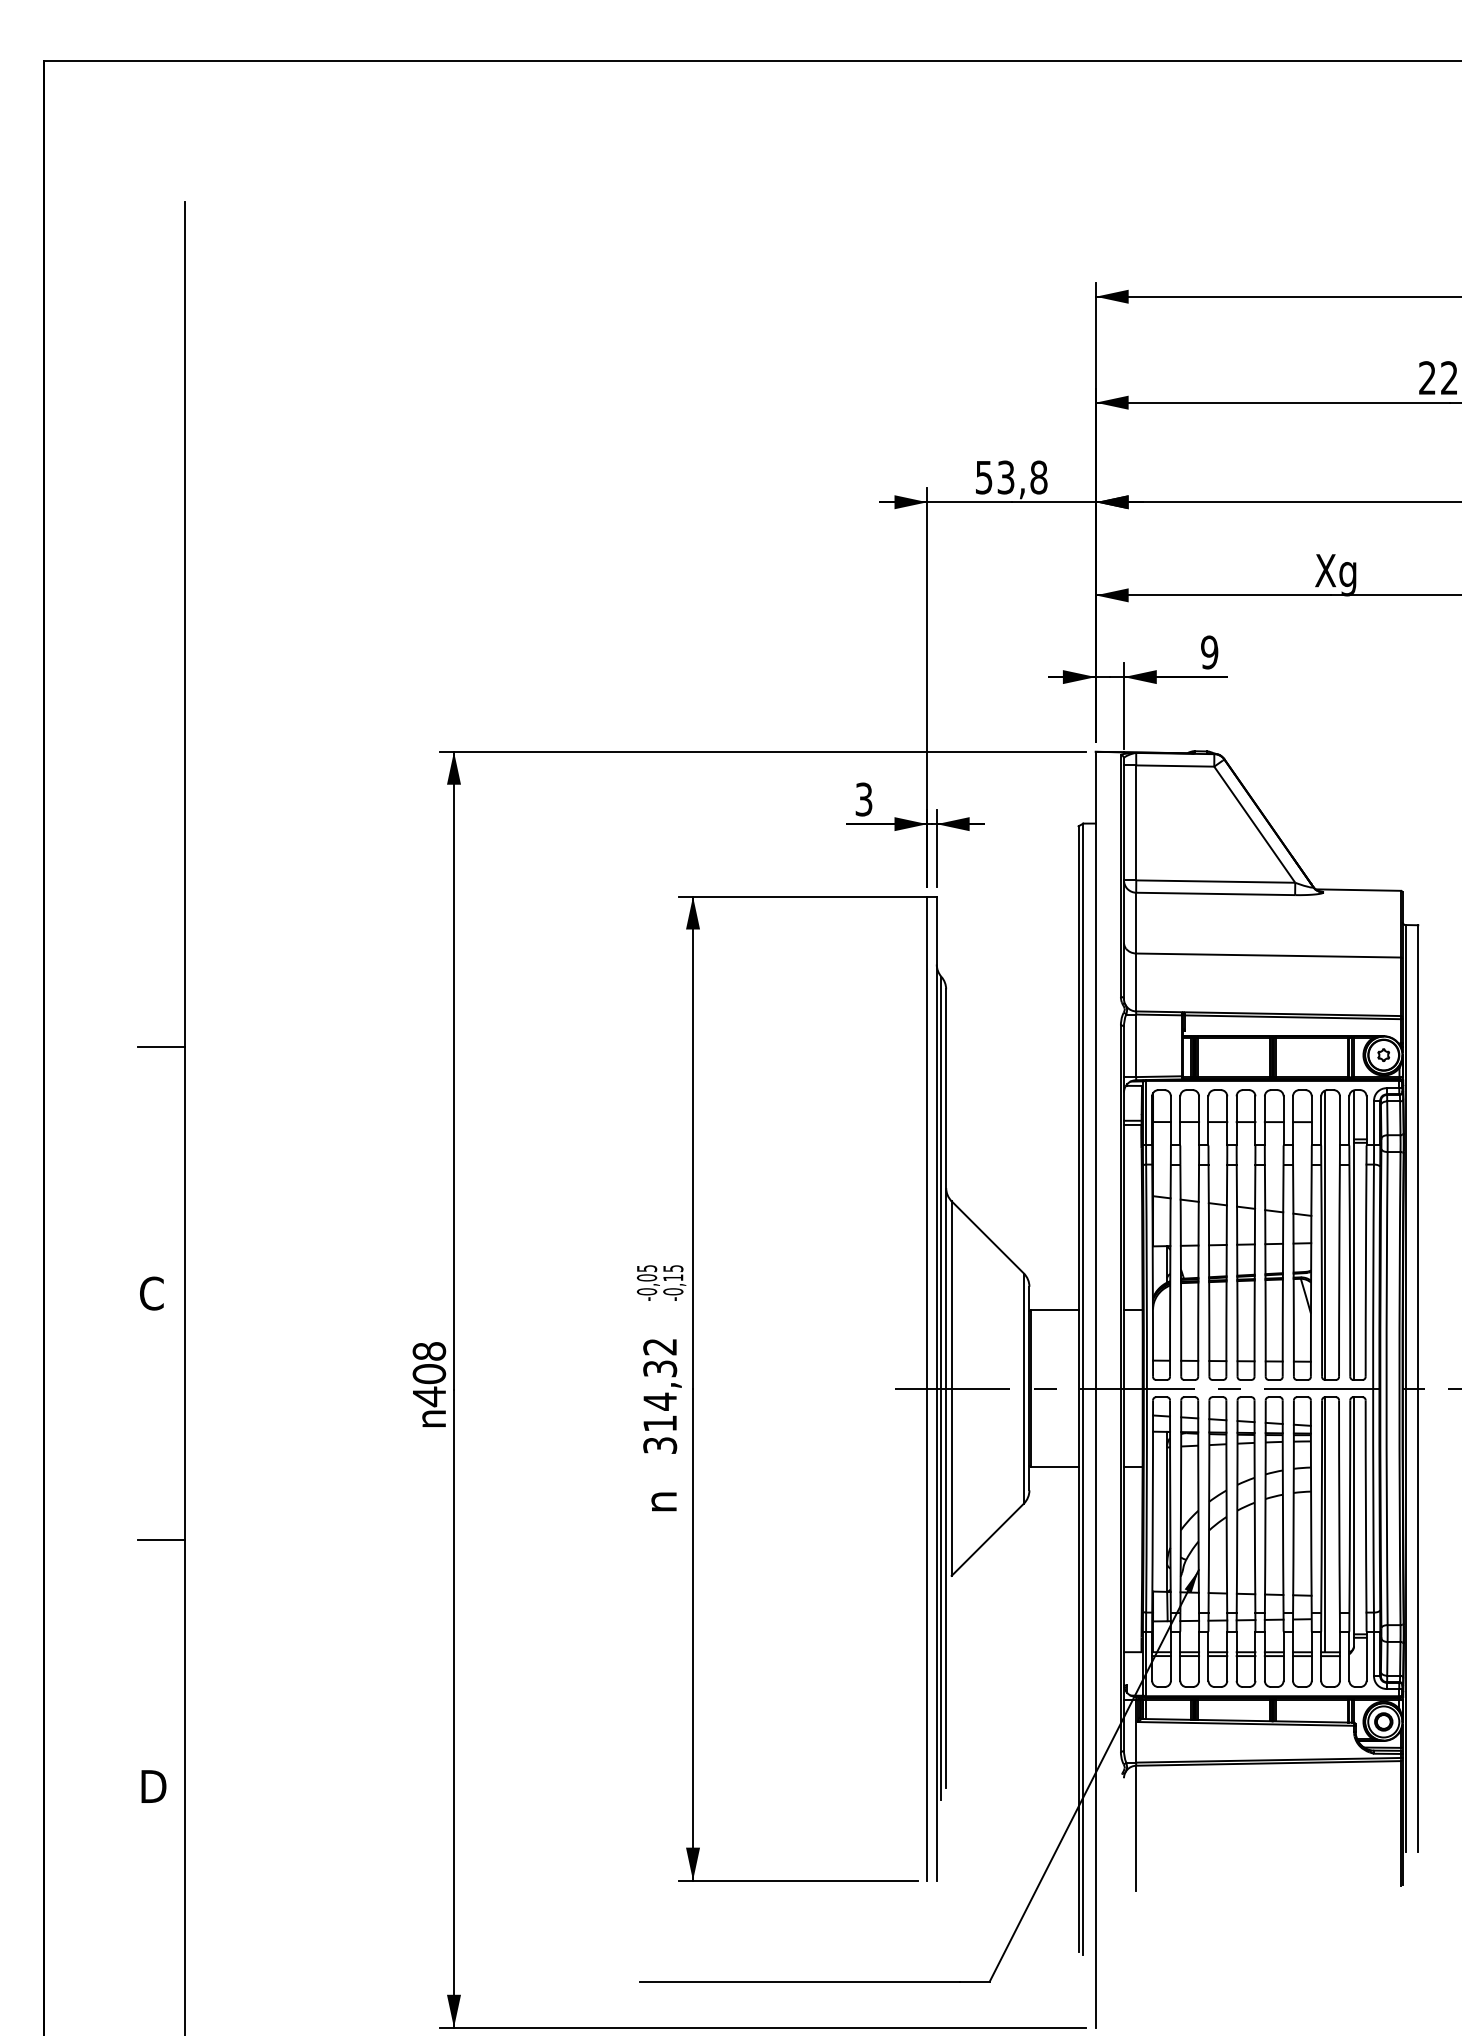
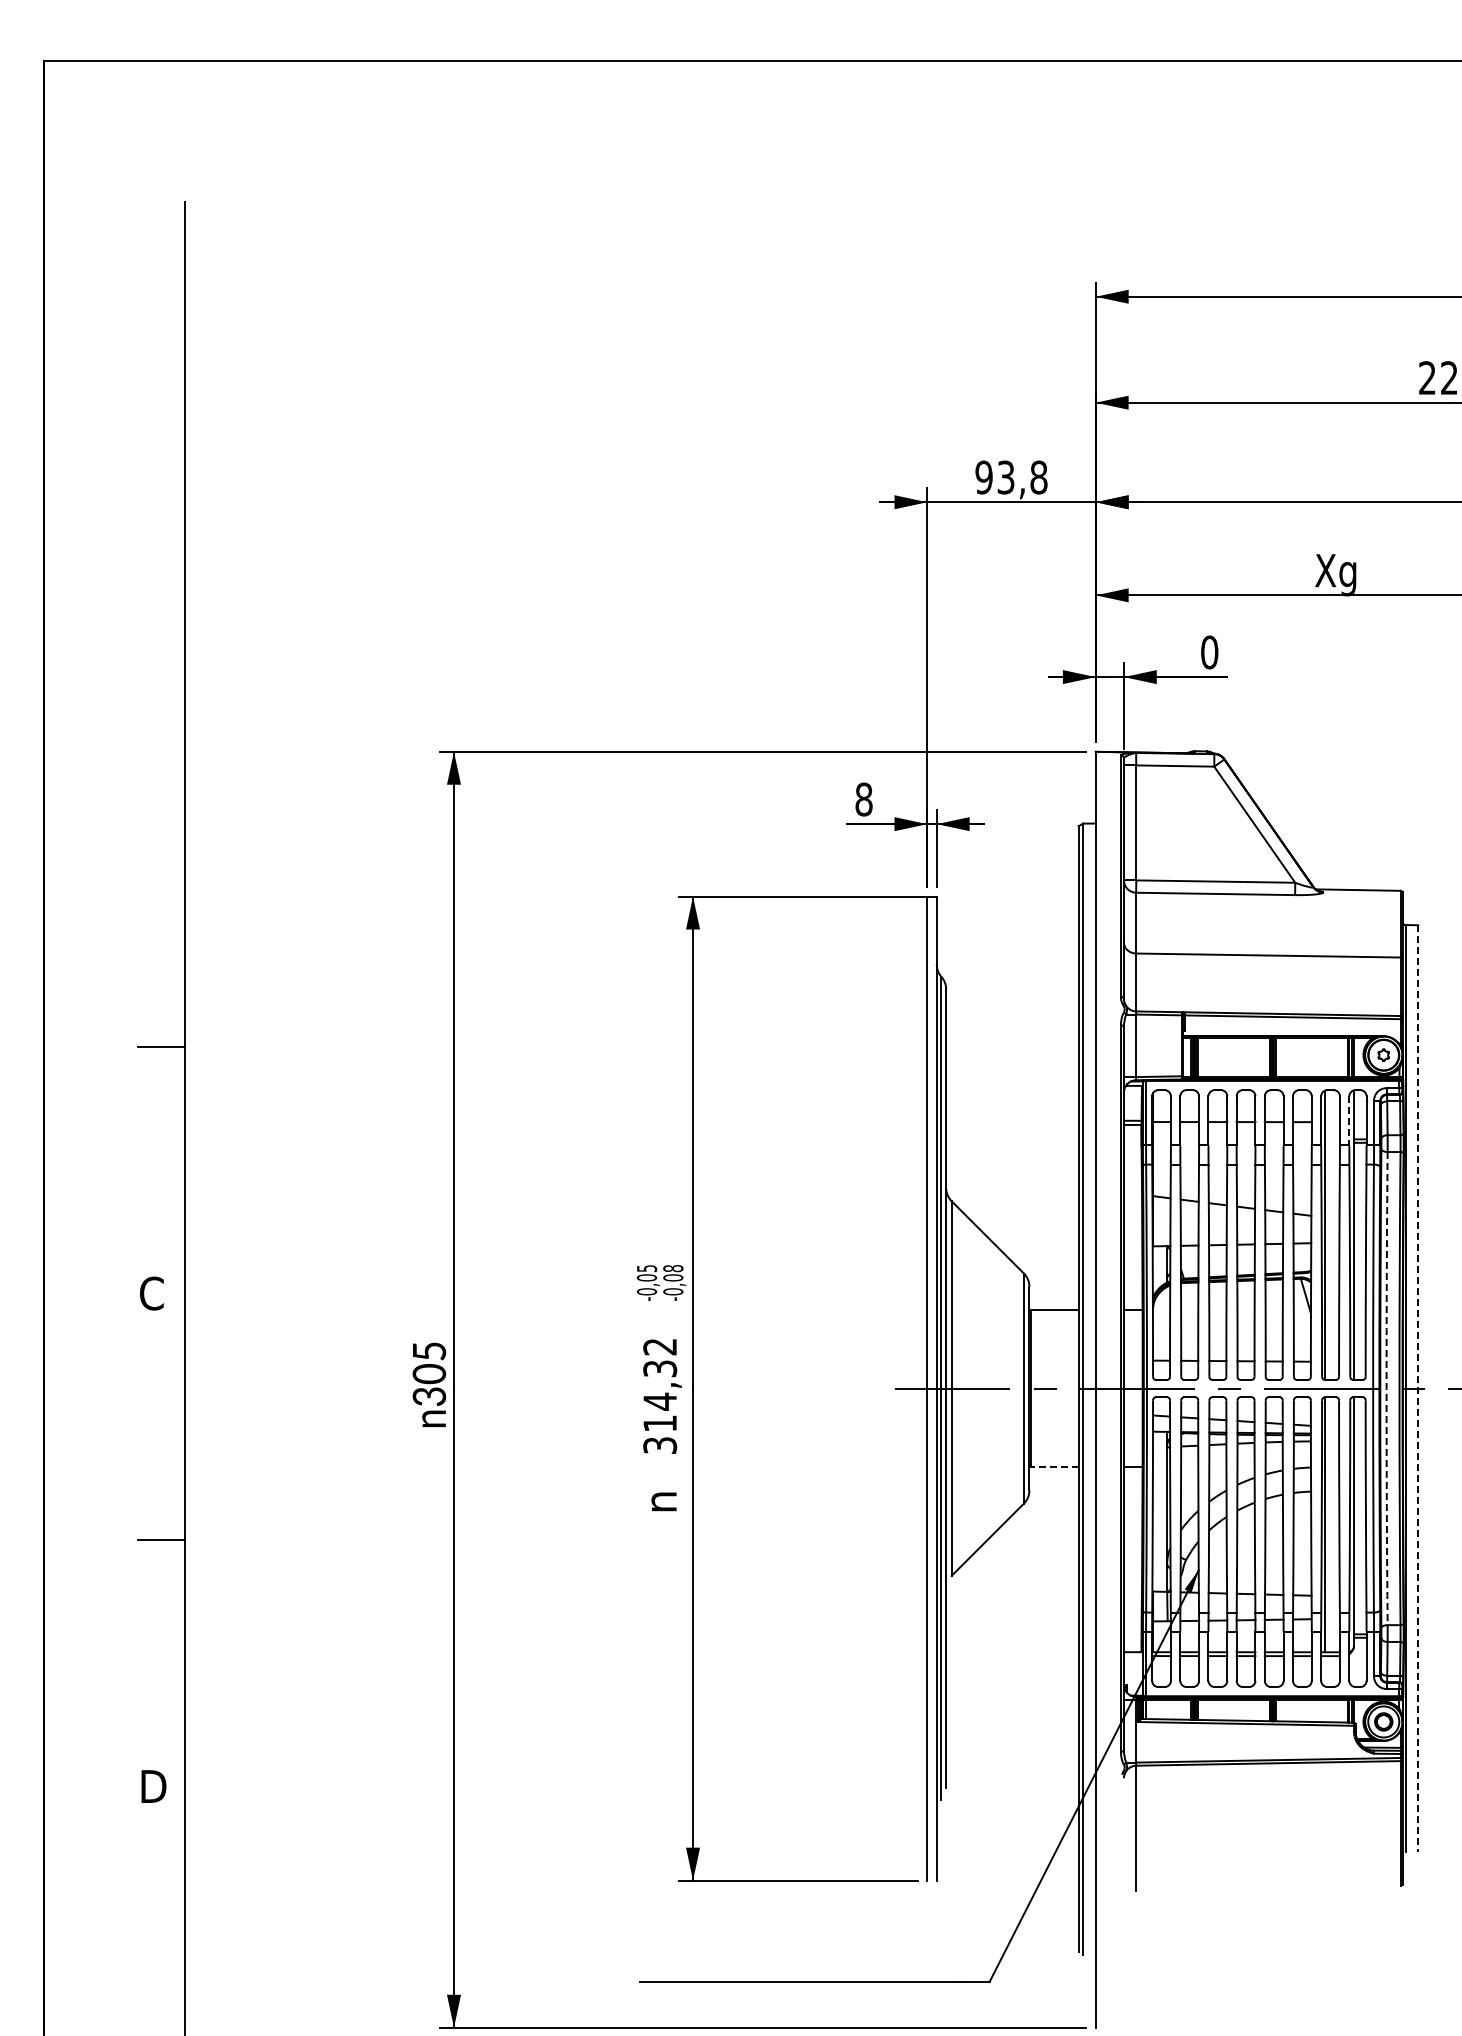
text: 53,8 -> 93,8 (983, 477)
text: 9 -> 0 (1209, 652)
text: 3 -> 8 (863, 799)
line: solid -> dashed (1349, 1120)
text: -0,15 -> -0,08 (673, 1273)
text: 408 -> 305 (429, 1374)
arc: solid -> dashed (1386, 1388)
line: solid -> dashed (1418, 1389)
line: solid -> dashed (1054, 1466)
